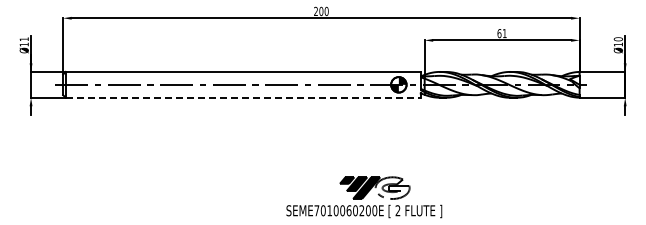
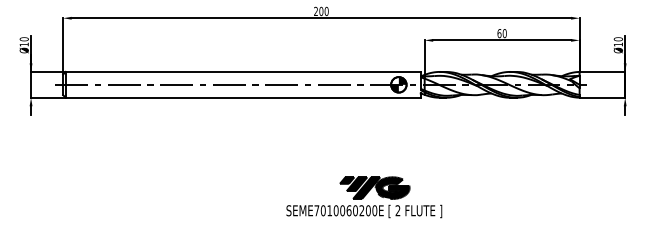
text: 61 -> 60 (504, 33)
text: Ø11 -> Ø10 (23, 39)
line: dashed -> solid (243, 97)
fill: none -> present (392, 187)
